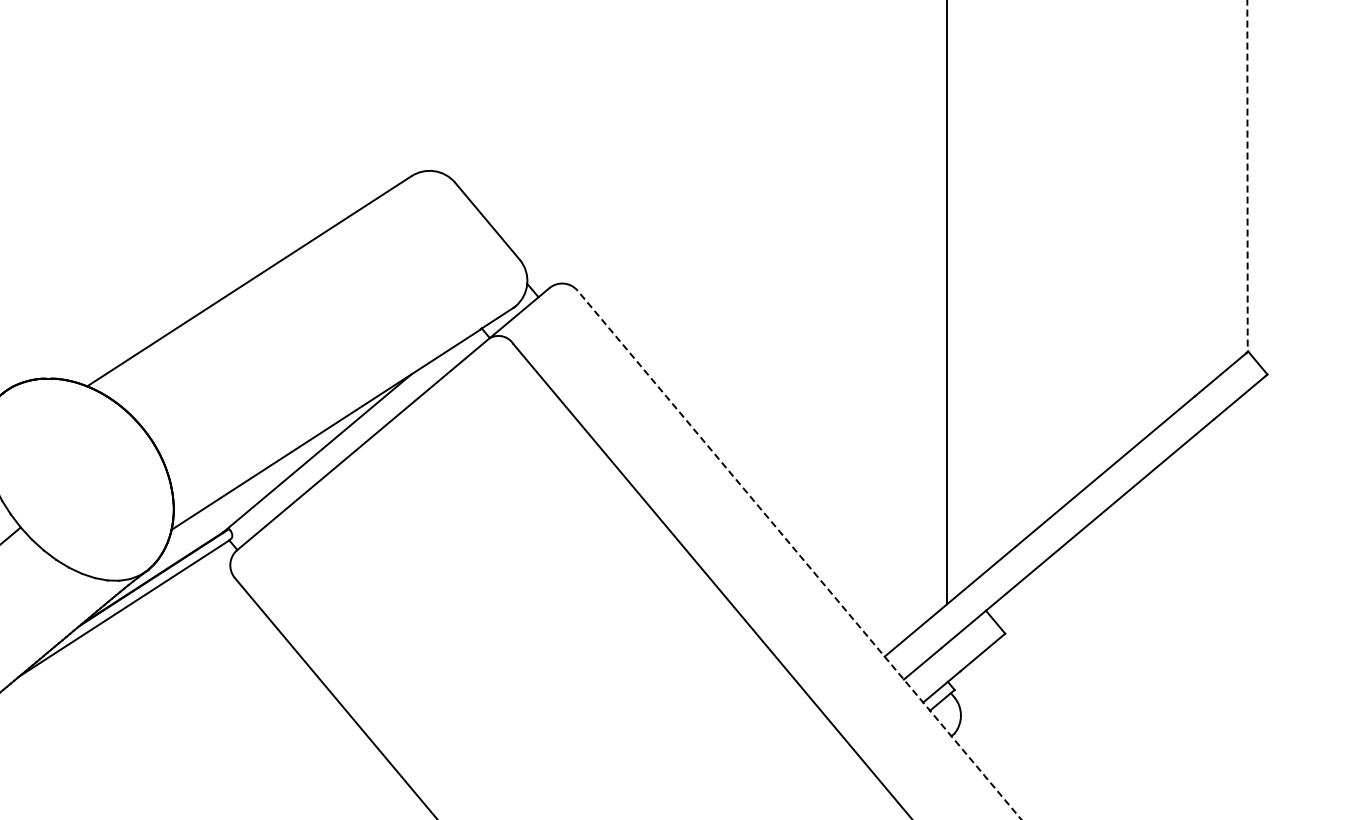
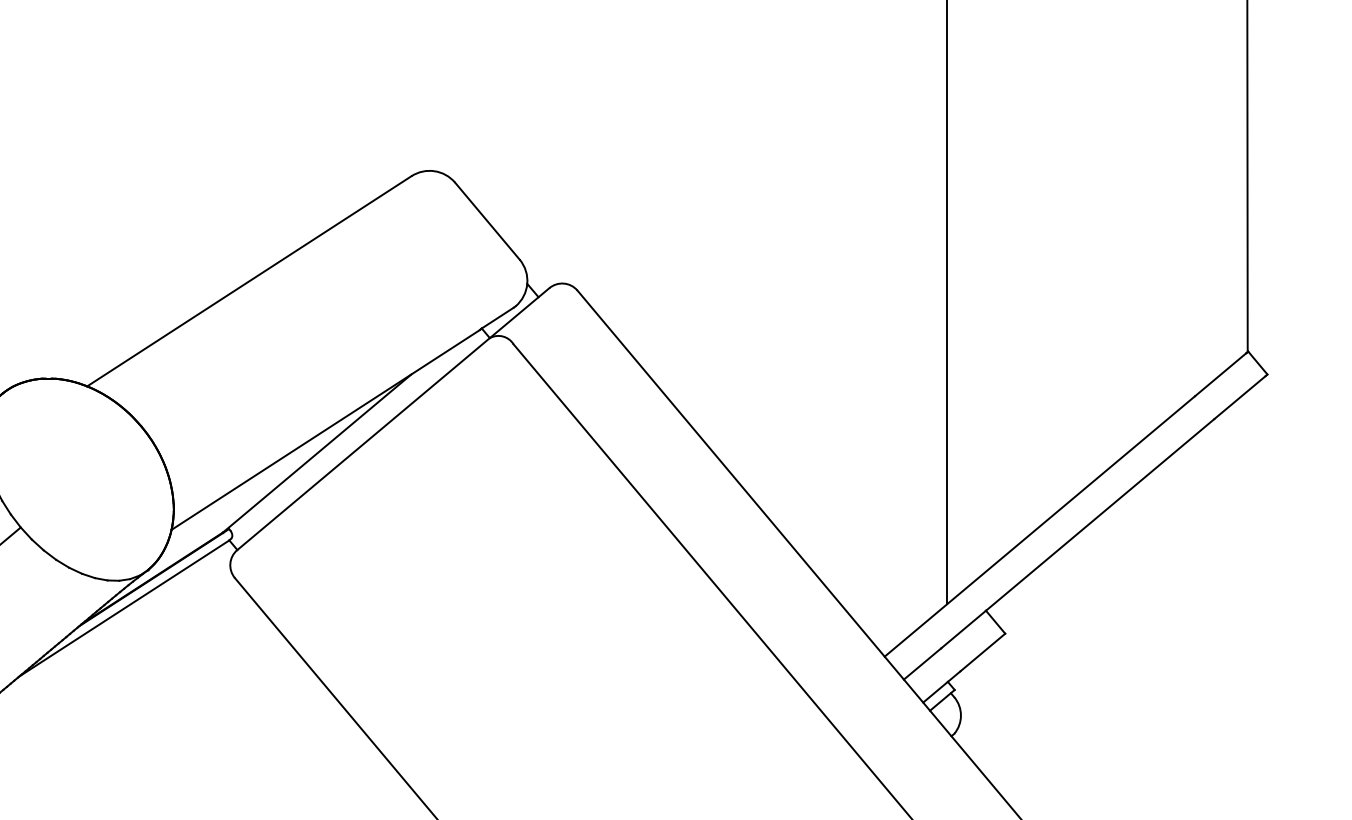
line: dashed -> solid (1247, 176)
line: dashed -> solid (799, 554)
